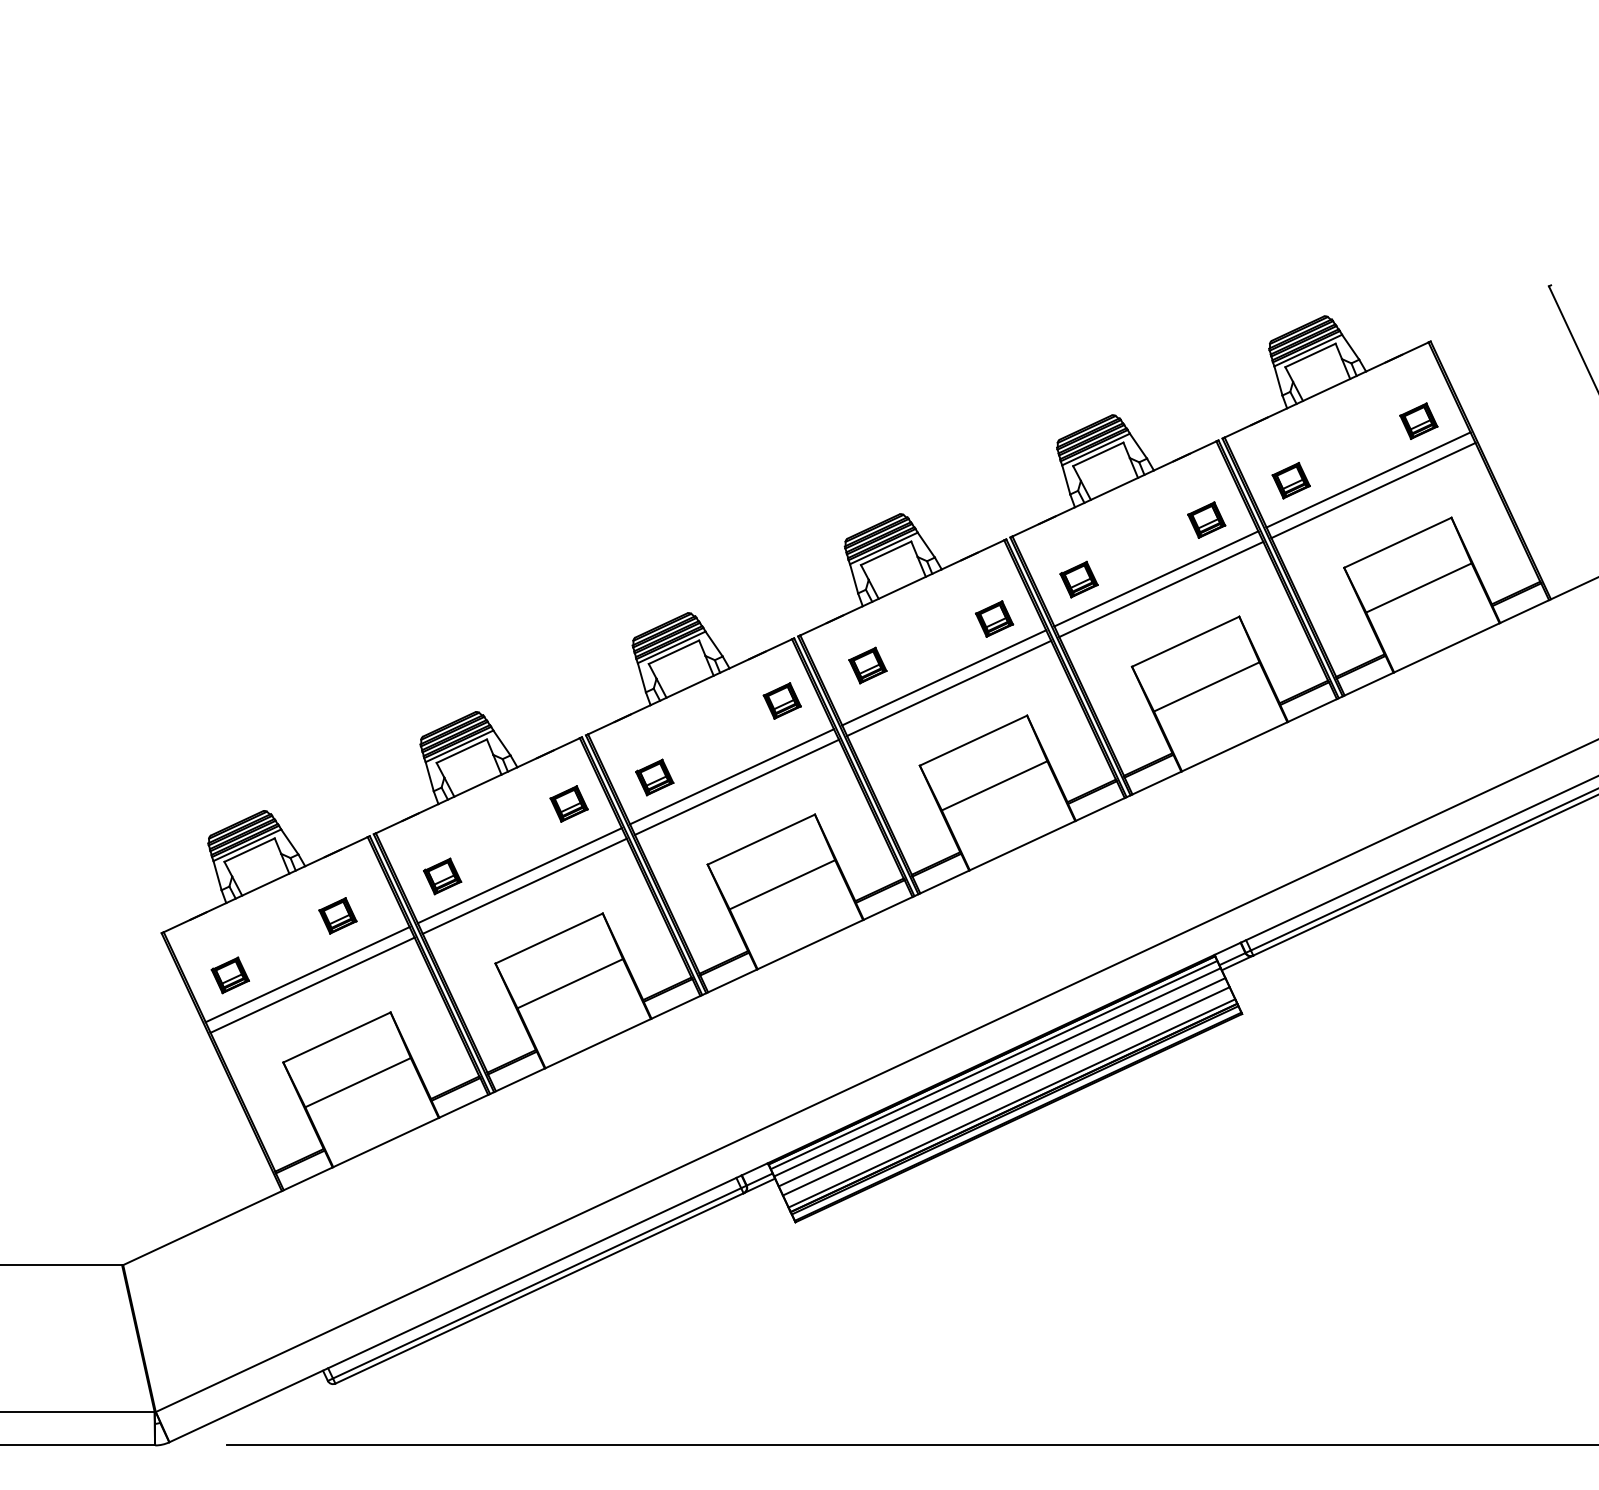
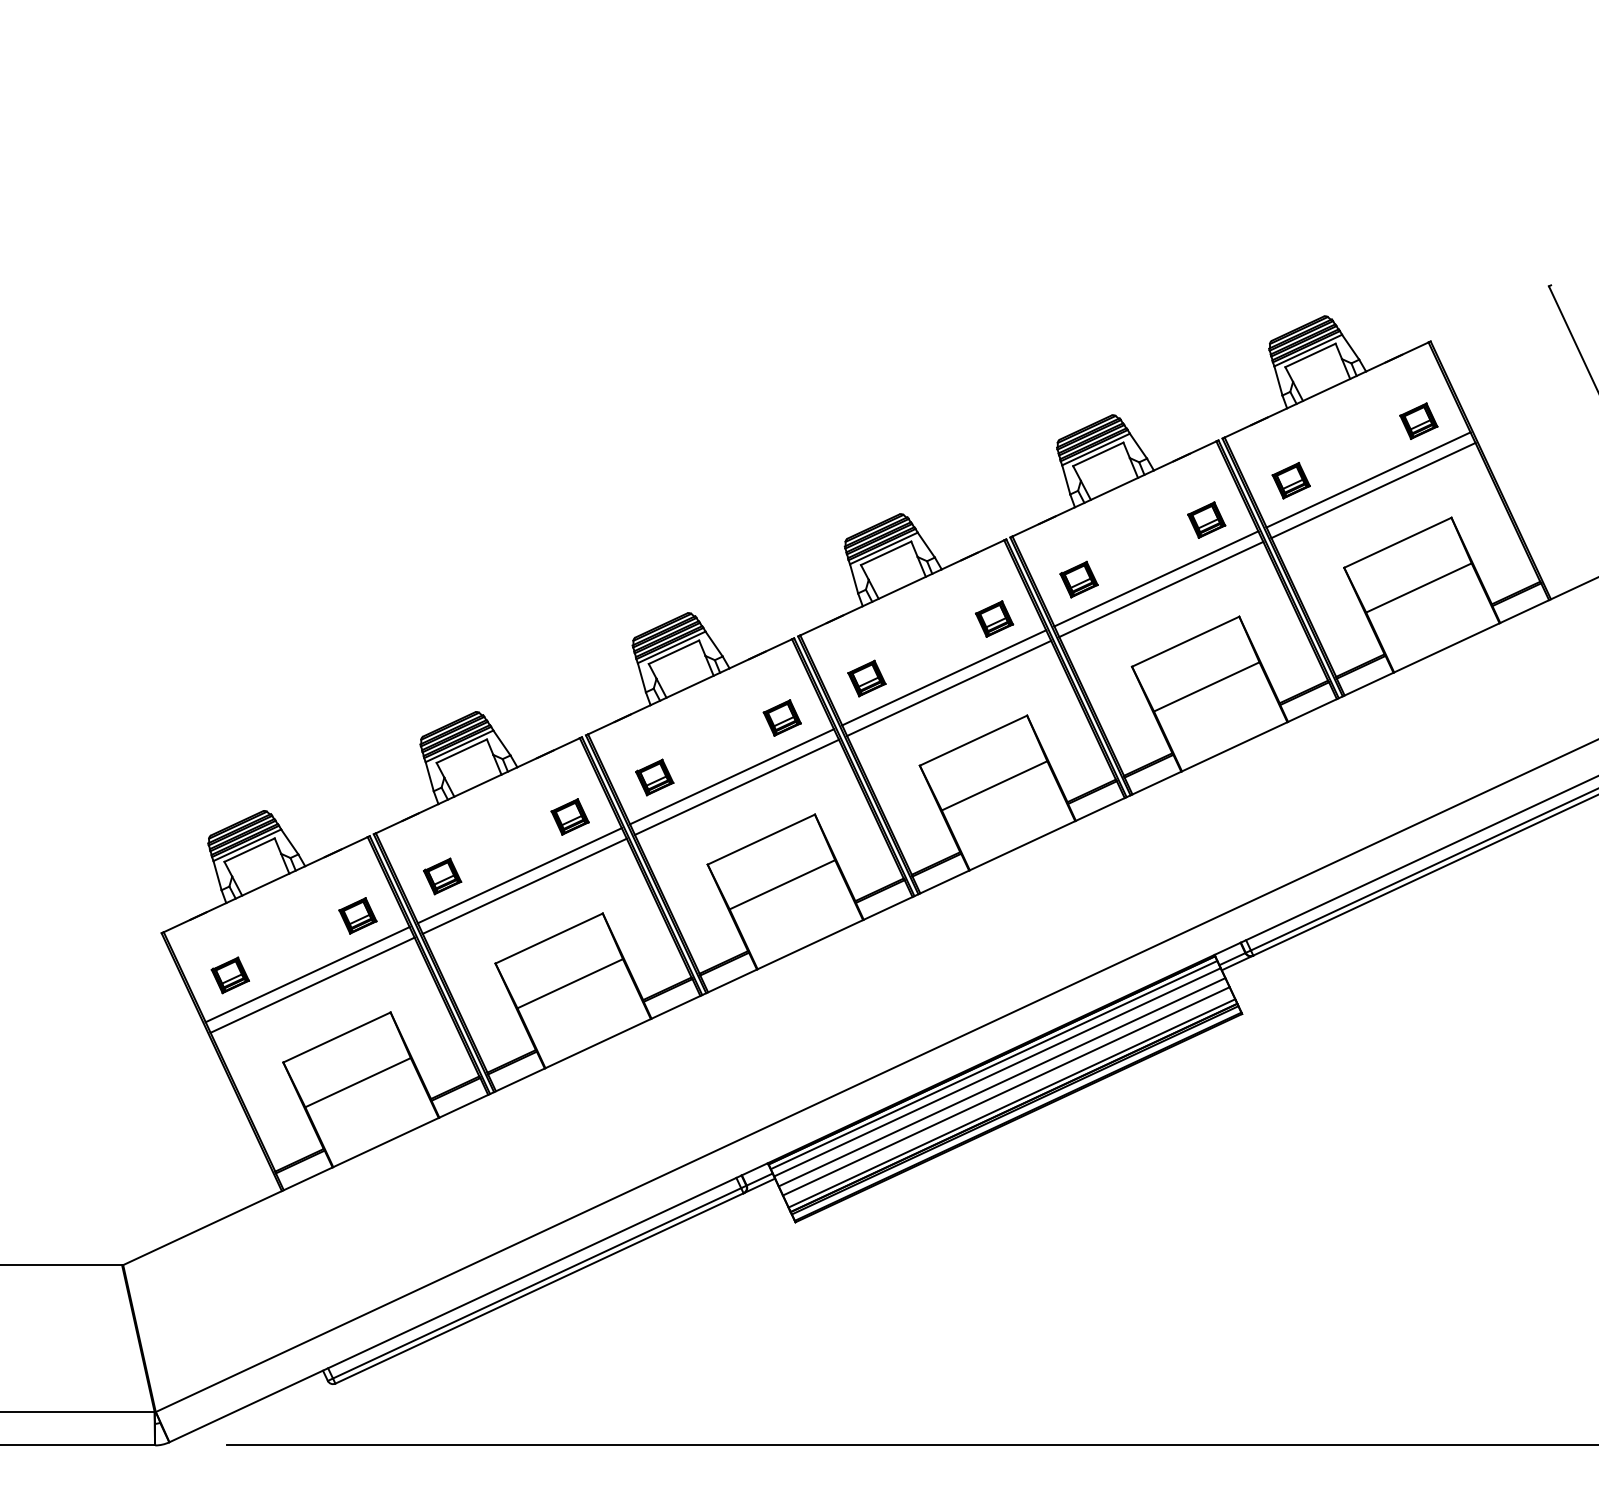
part position: (867, 665) -> (866, 678) (866, 678)
part position: (781, 700) -> (781, 717) (781, 717)
part position: (568, 803) -> (569, 816) (569, 816)
part position: (337, 915) -> (357, 915) (357, 915)
